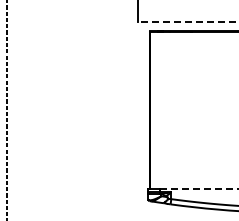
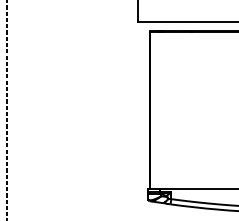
line: dashed -> solid (188, 21)
line: dashed -> solid (199, 189)
